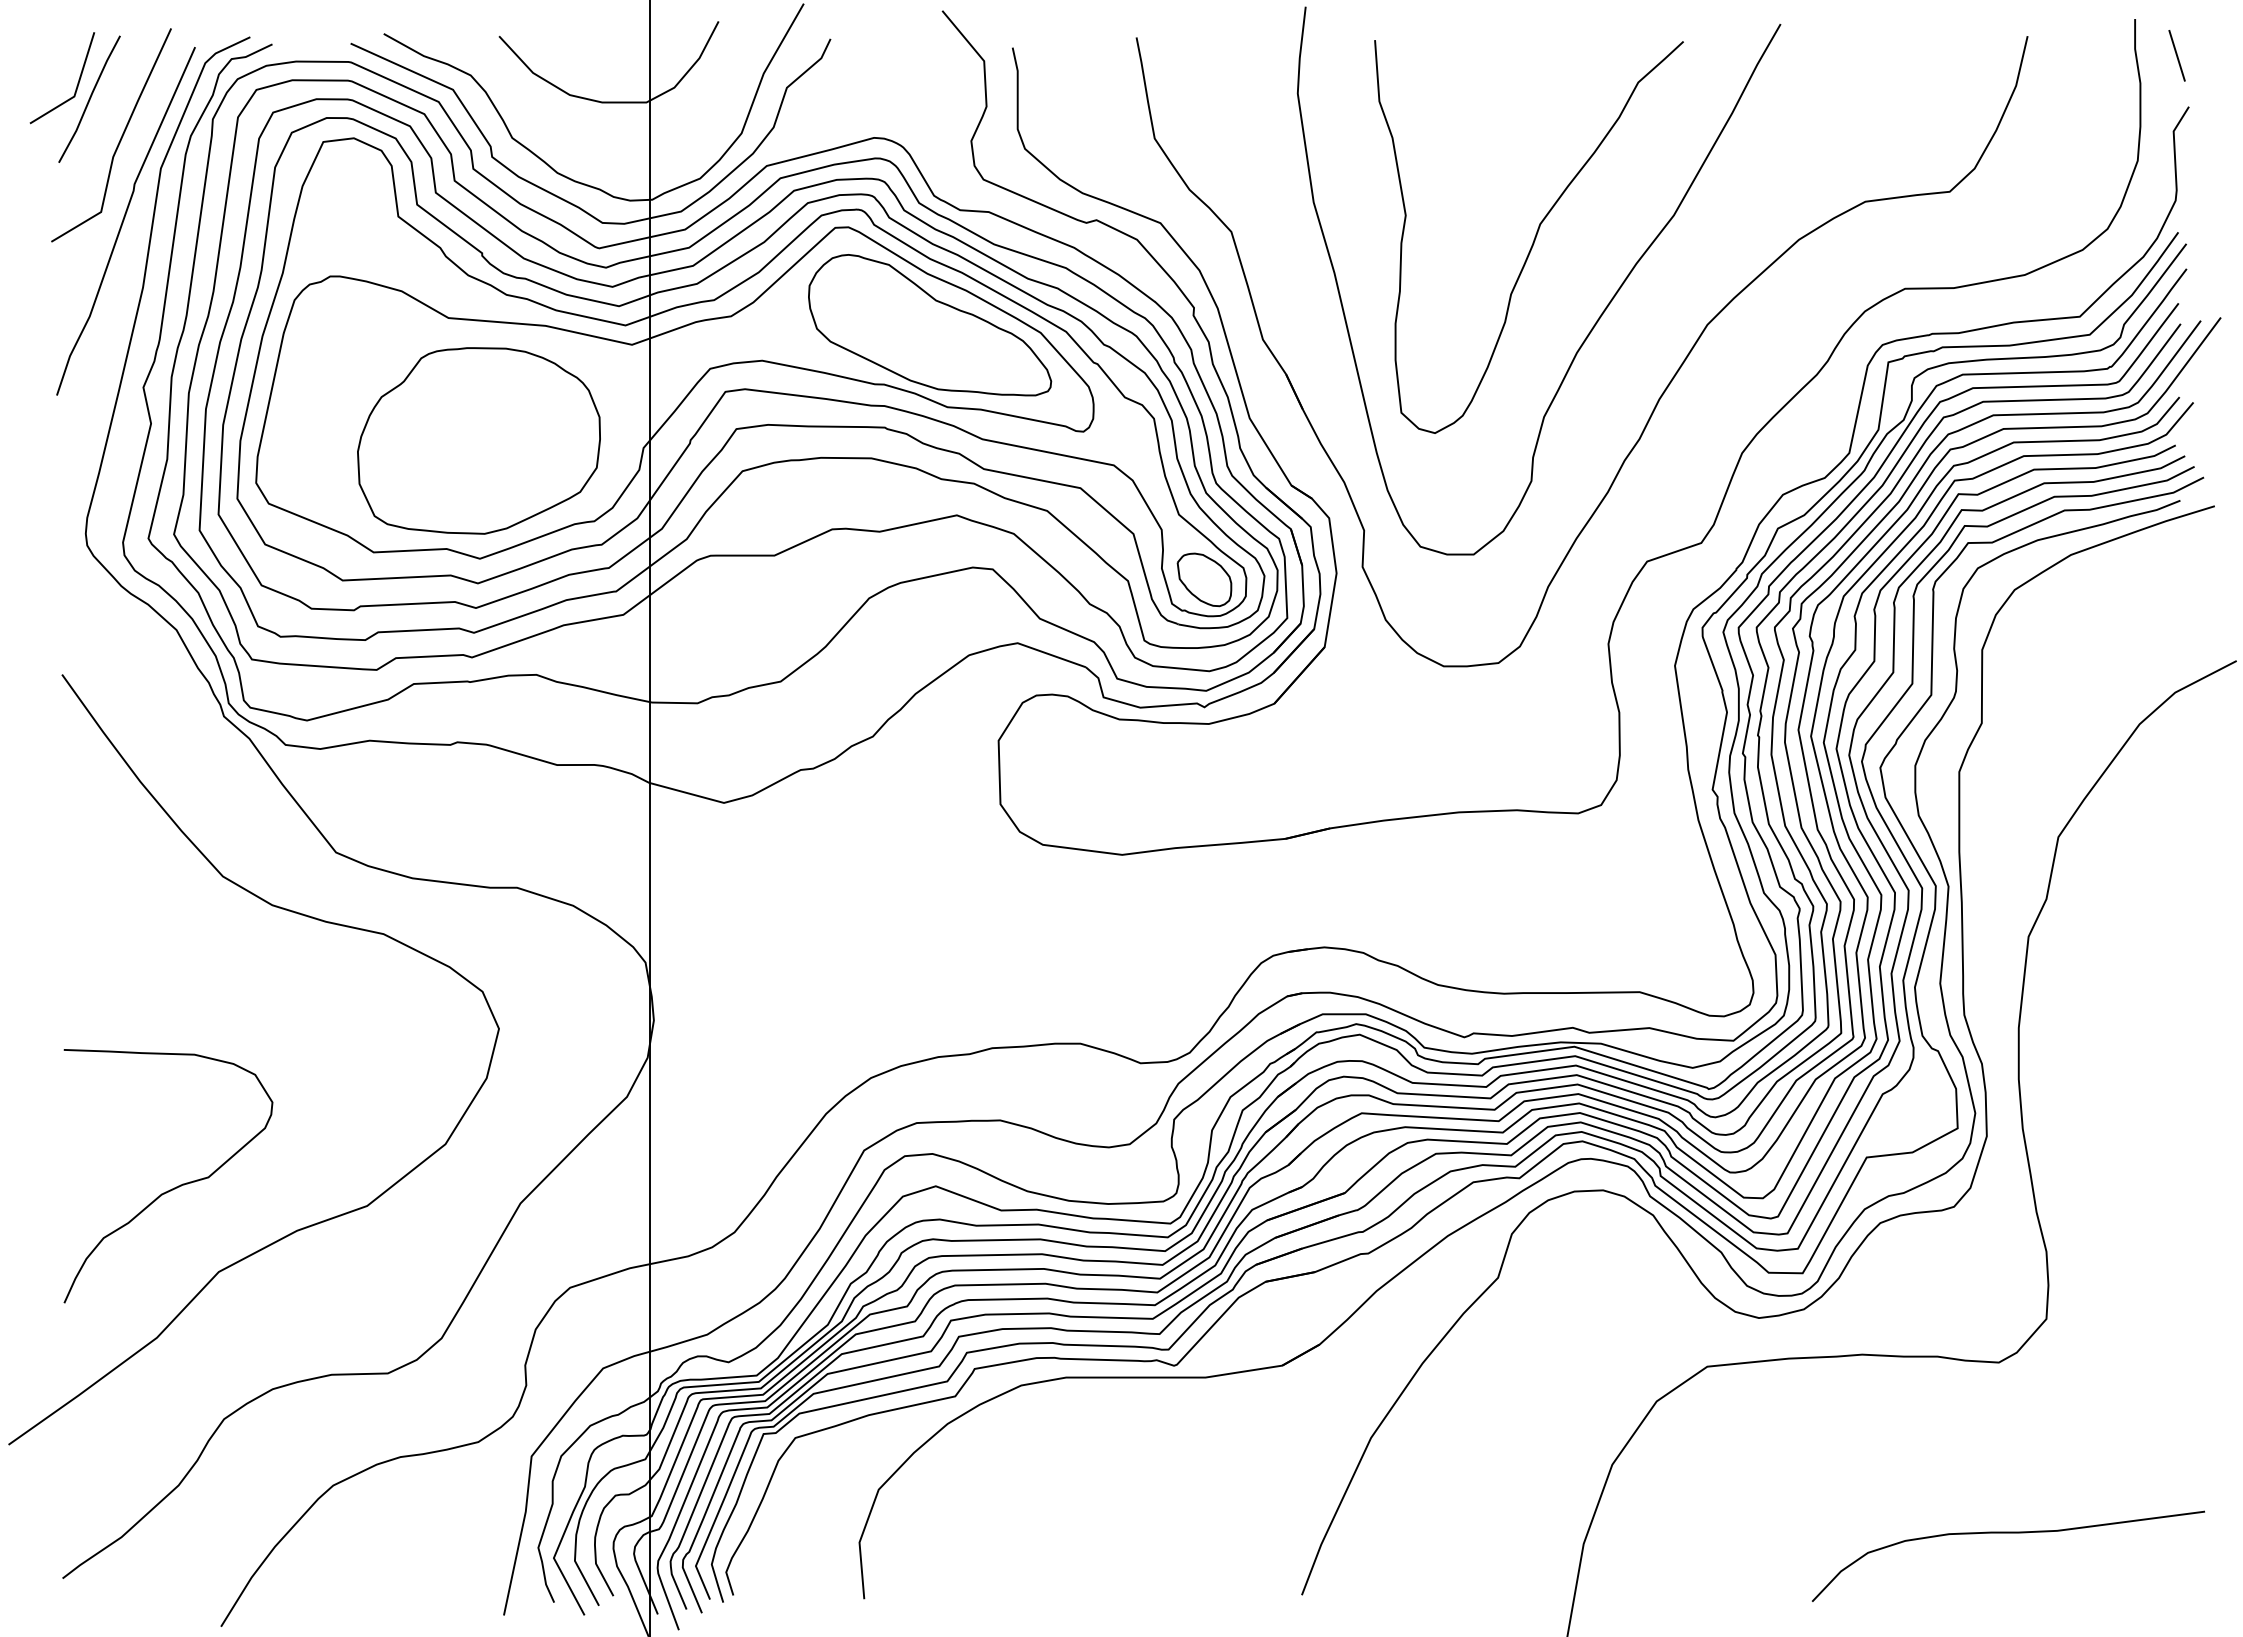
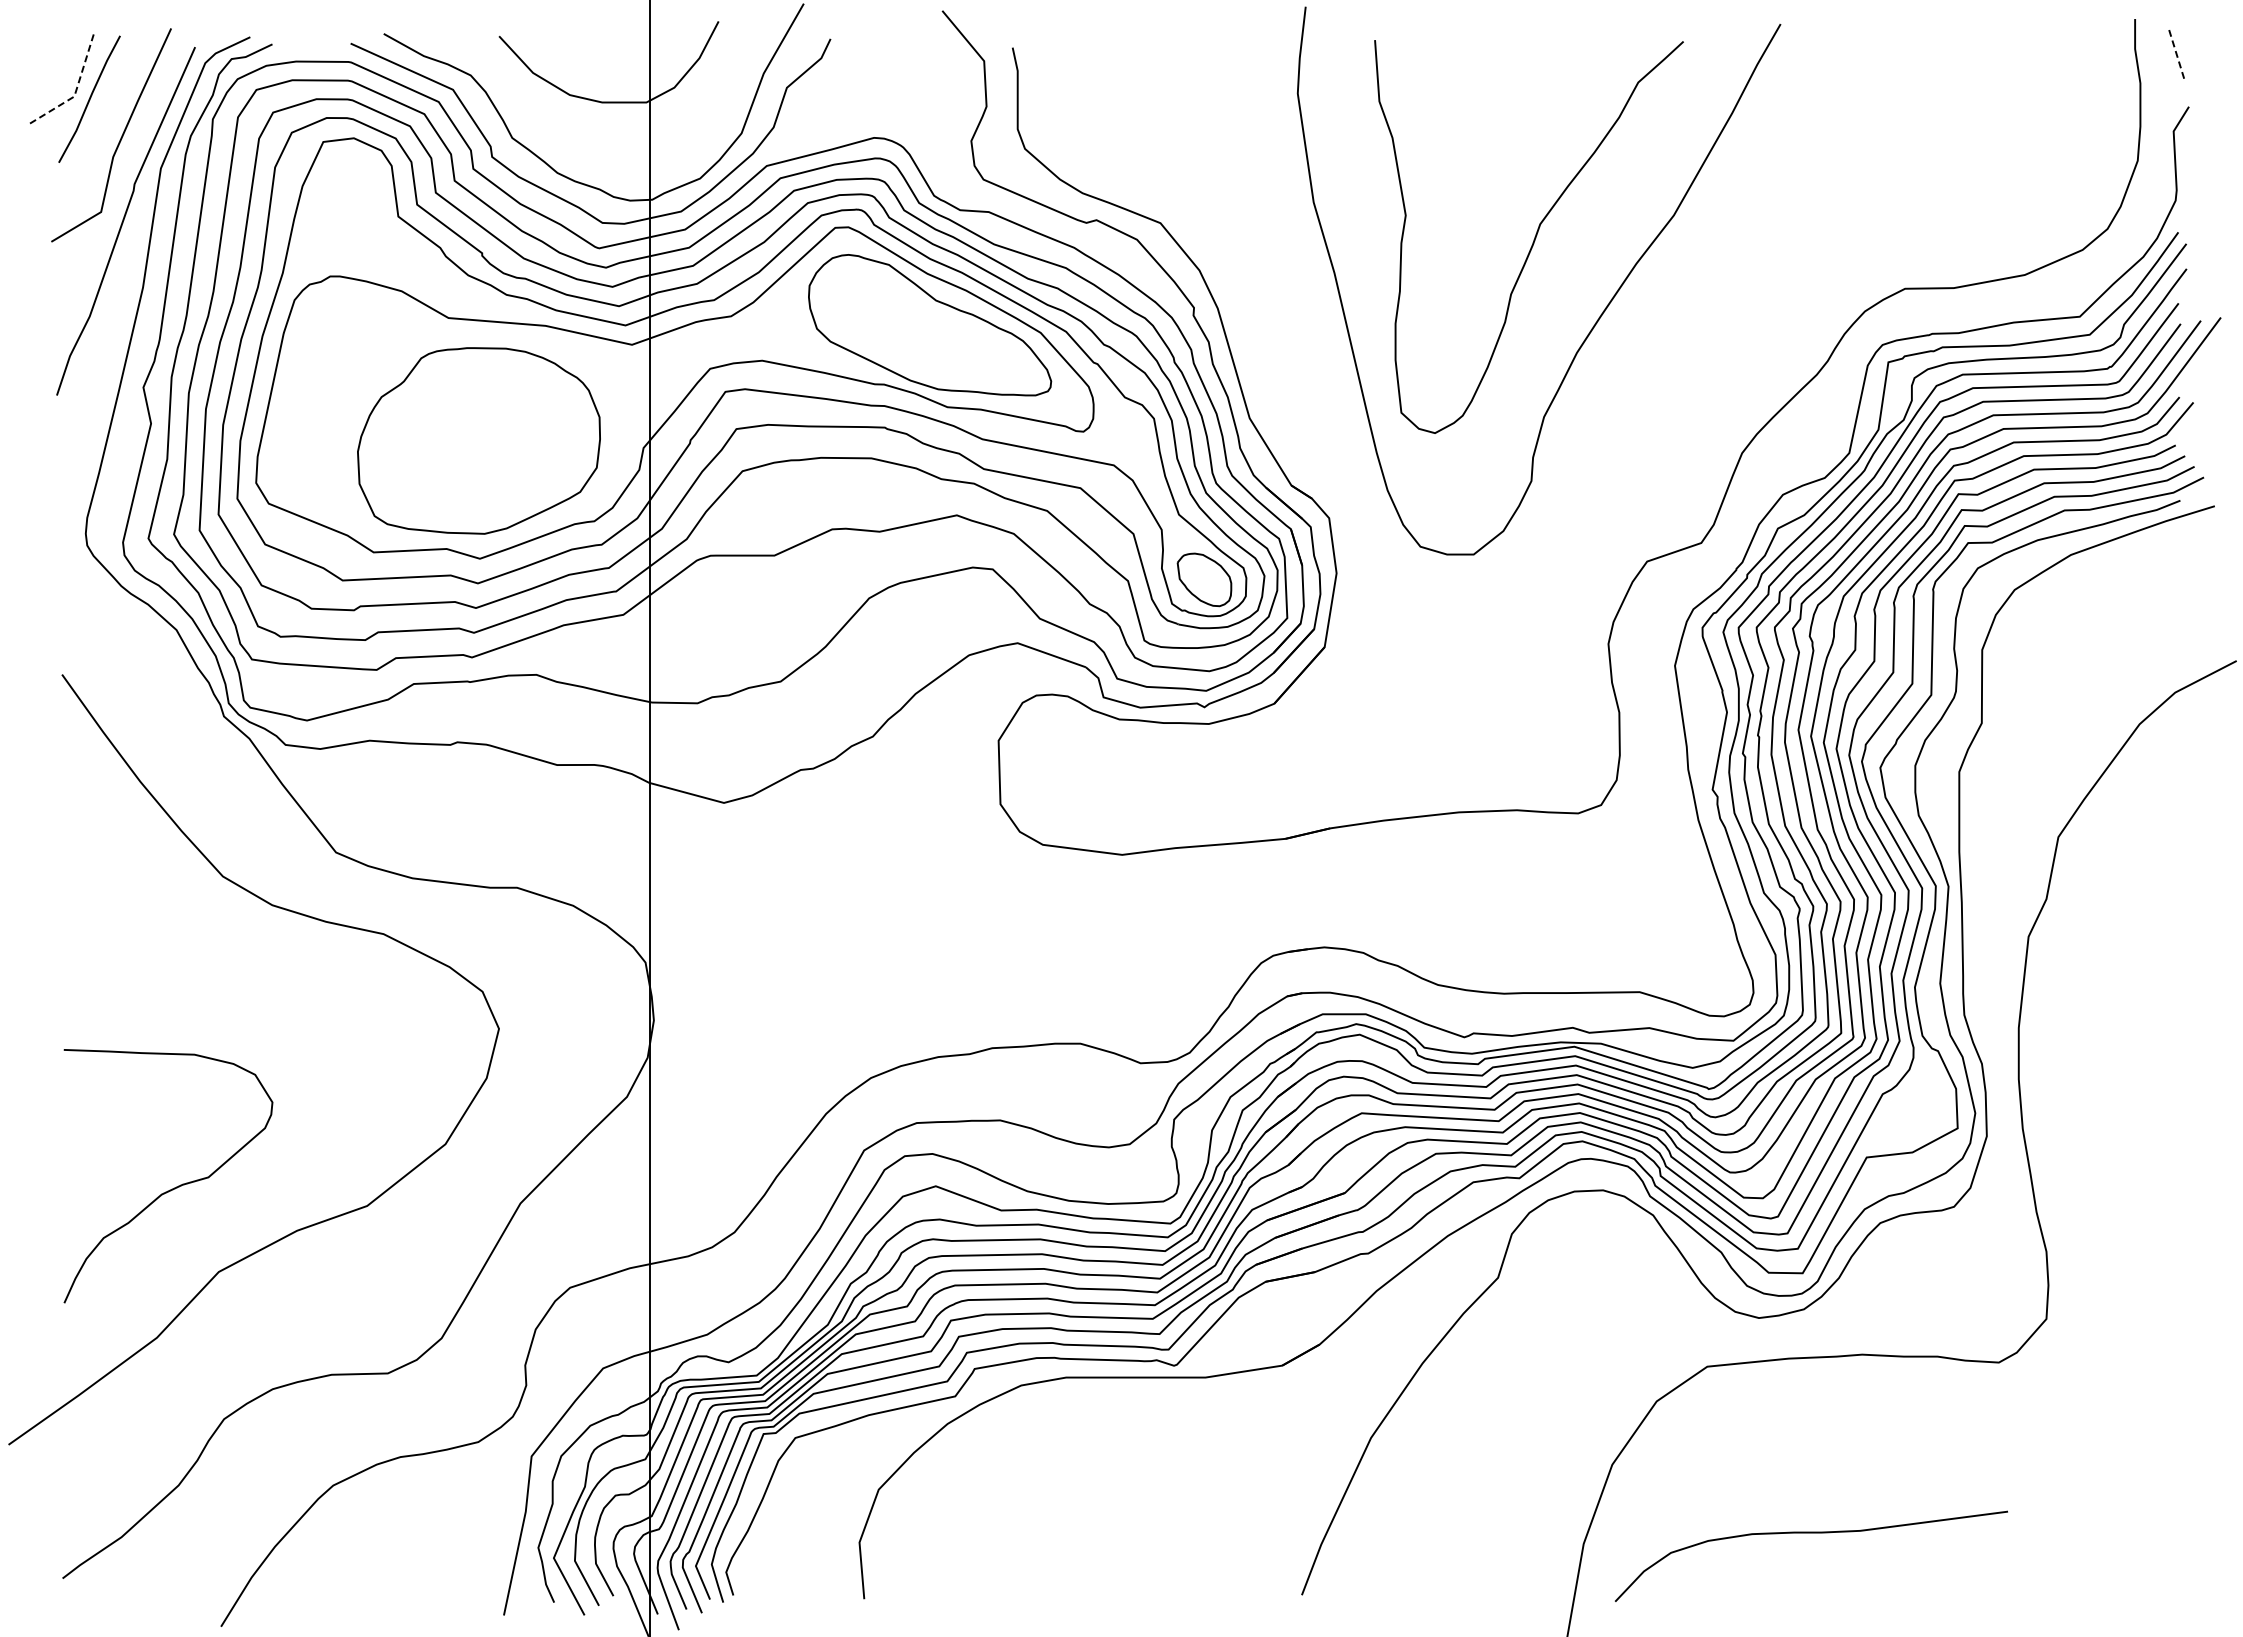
line: solid -> dashed (2177, 55)
line: solid -> dashed (76, 88)
part: present -> none (1658, 398)
curve position: (2007, 1533) -> (1810, 1533) (1810, 1533)
